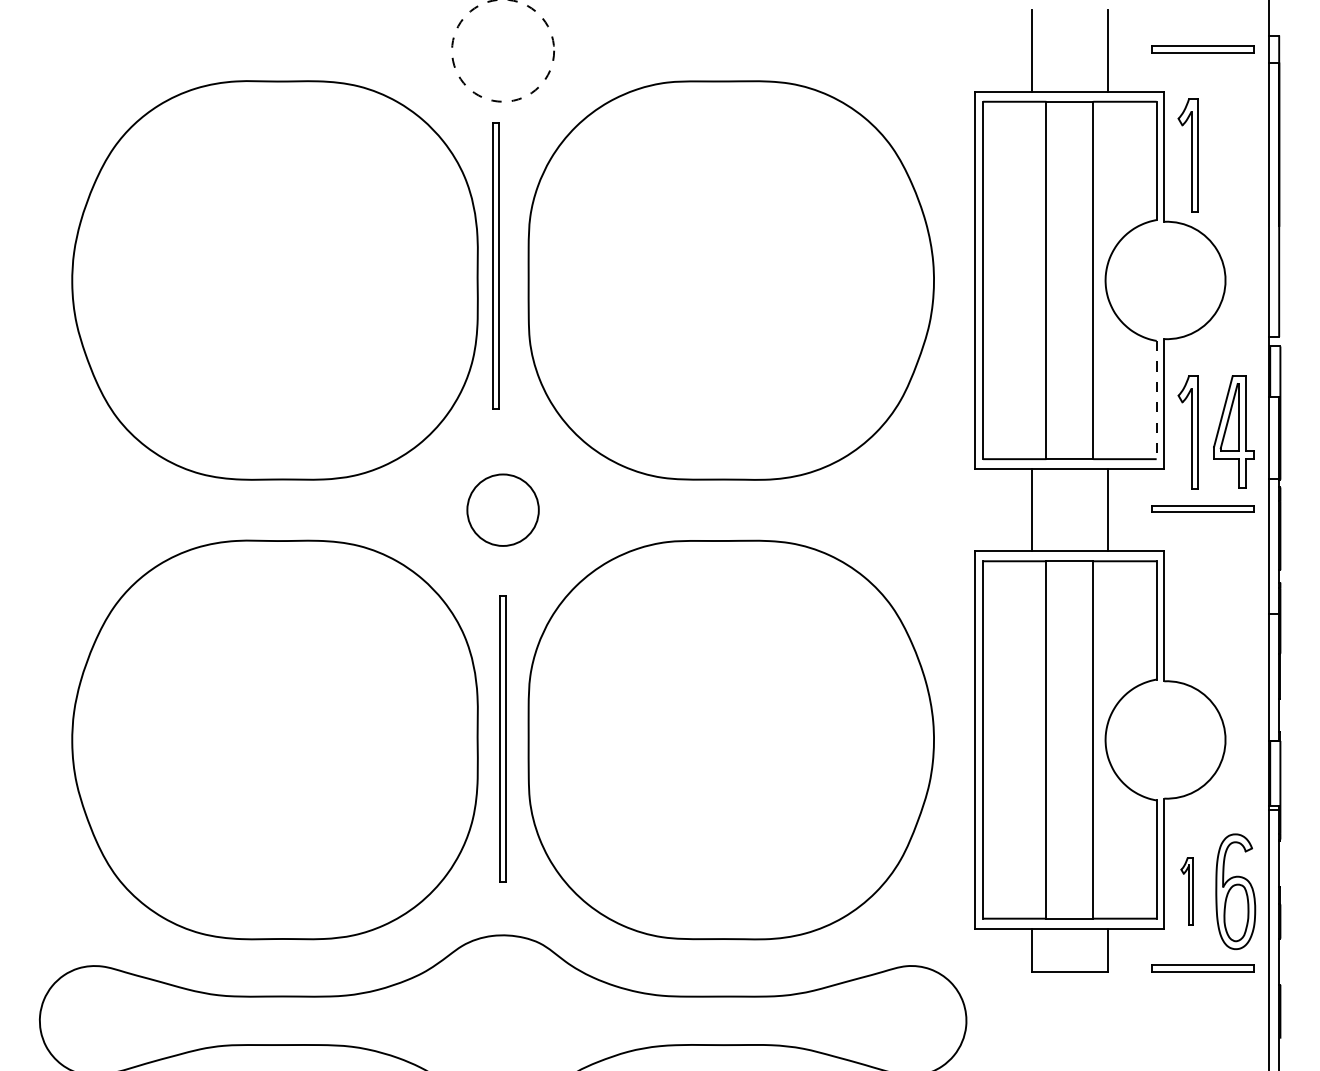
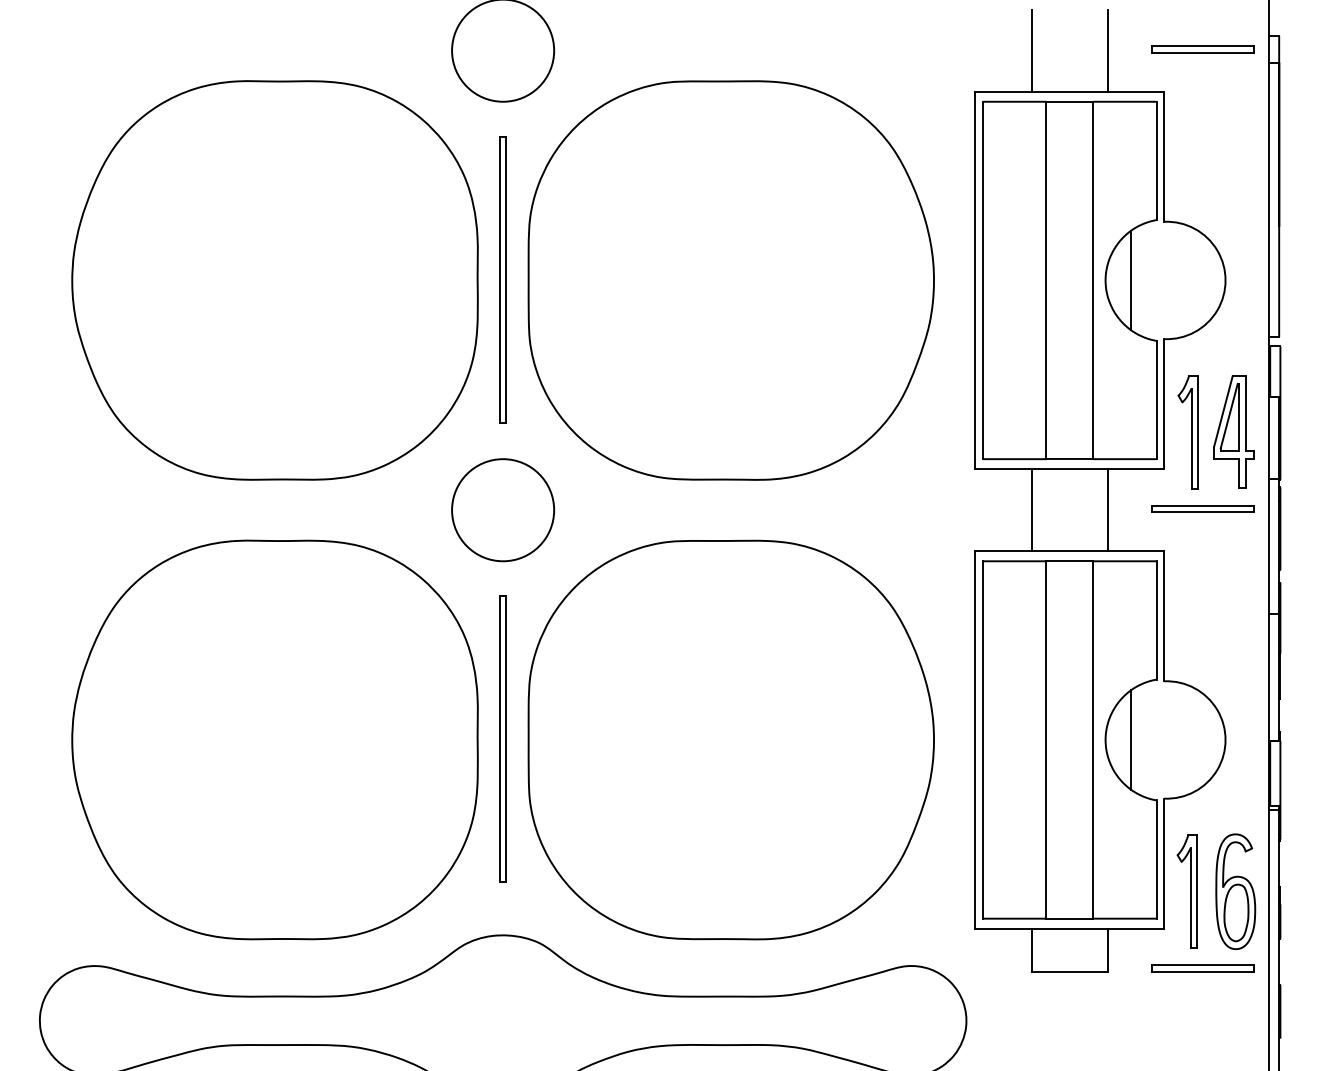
circle: dashed -> solid (503, 50)
part: present -> none (1187, 155)
part position: (495, 265) -> (502, 279) (502, 279)
line: none -> present (1131, 280)
line: dashed -> solid (1156, 400)
circle diameter: 71 px -> 102 px (503, 510)
line: none -> present (1131, 739)
part size: 14x69 px -> 22x115 px (1186, 891)
